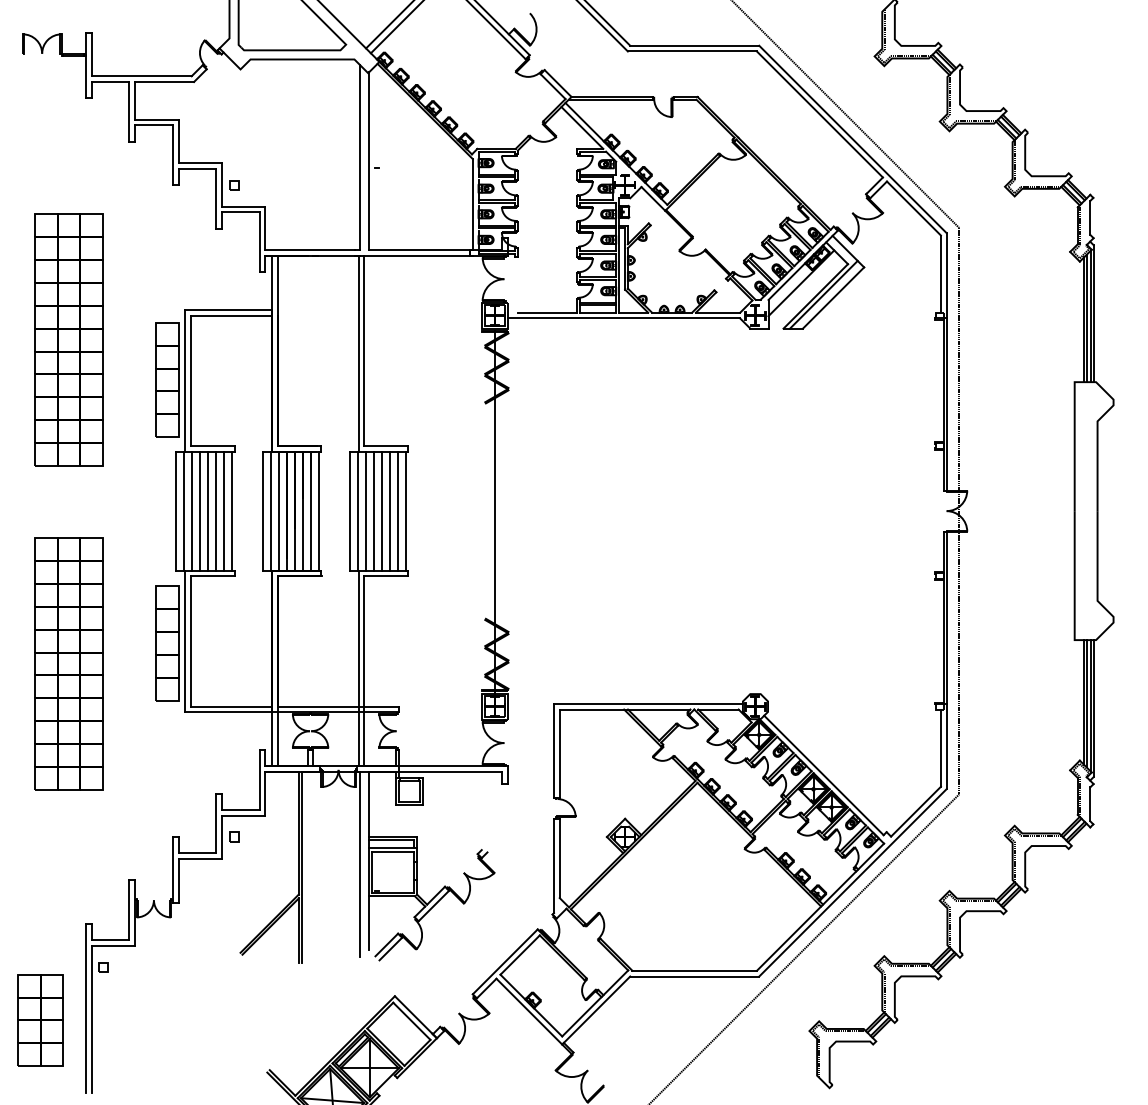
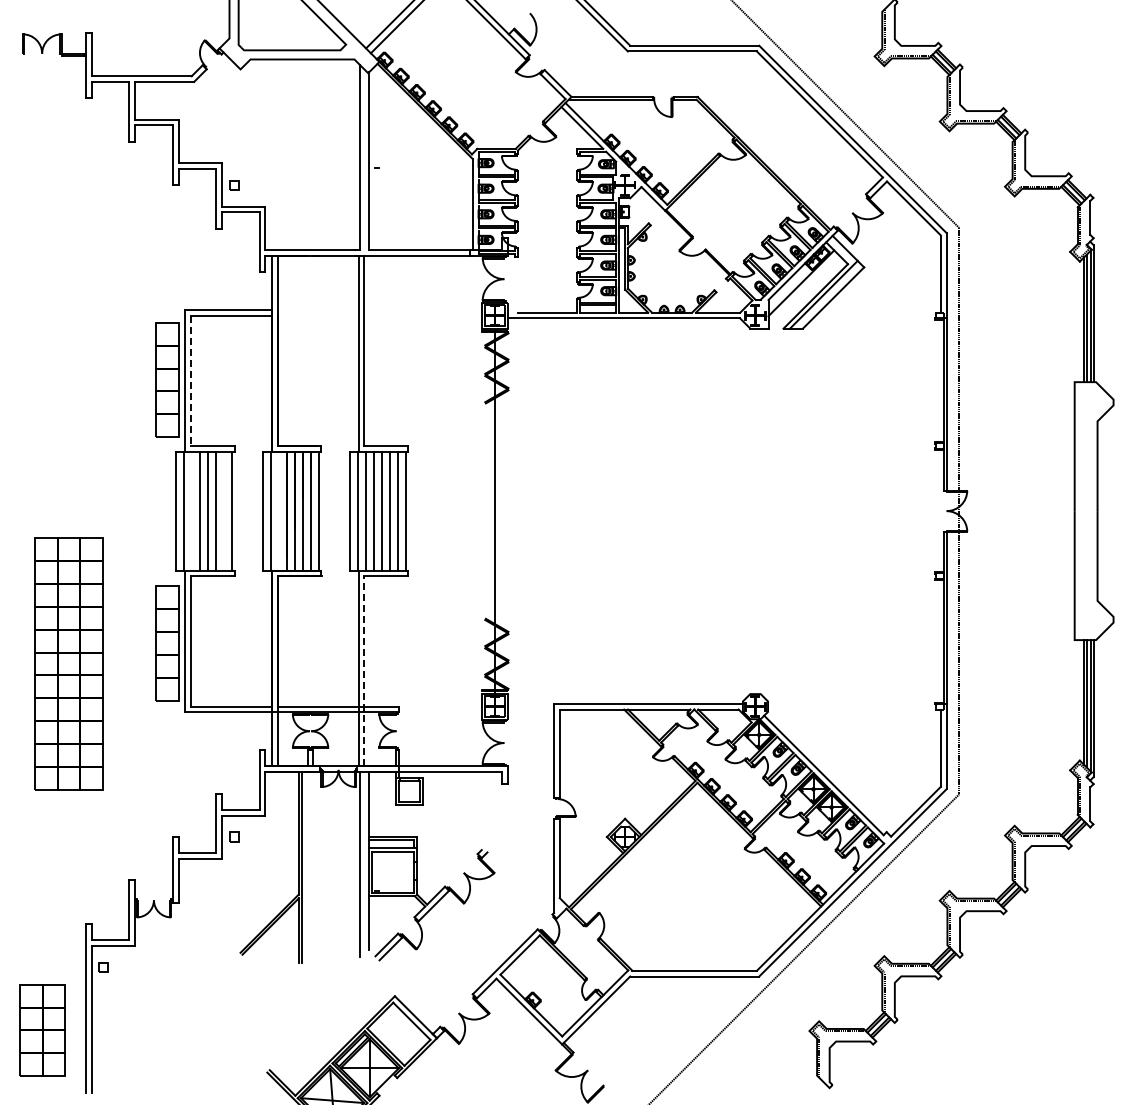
part: present -> none (68, 339)
line: solid -> dashed (190, 381)
line: present -> none (192, 510)
line: present -> none (224, 510)
line: present -> none (279, 510)
line: solid -> dashed (364, 670)
part position: (40, 1020) -> (42, 1030) (42, 1030)
